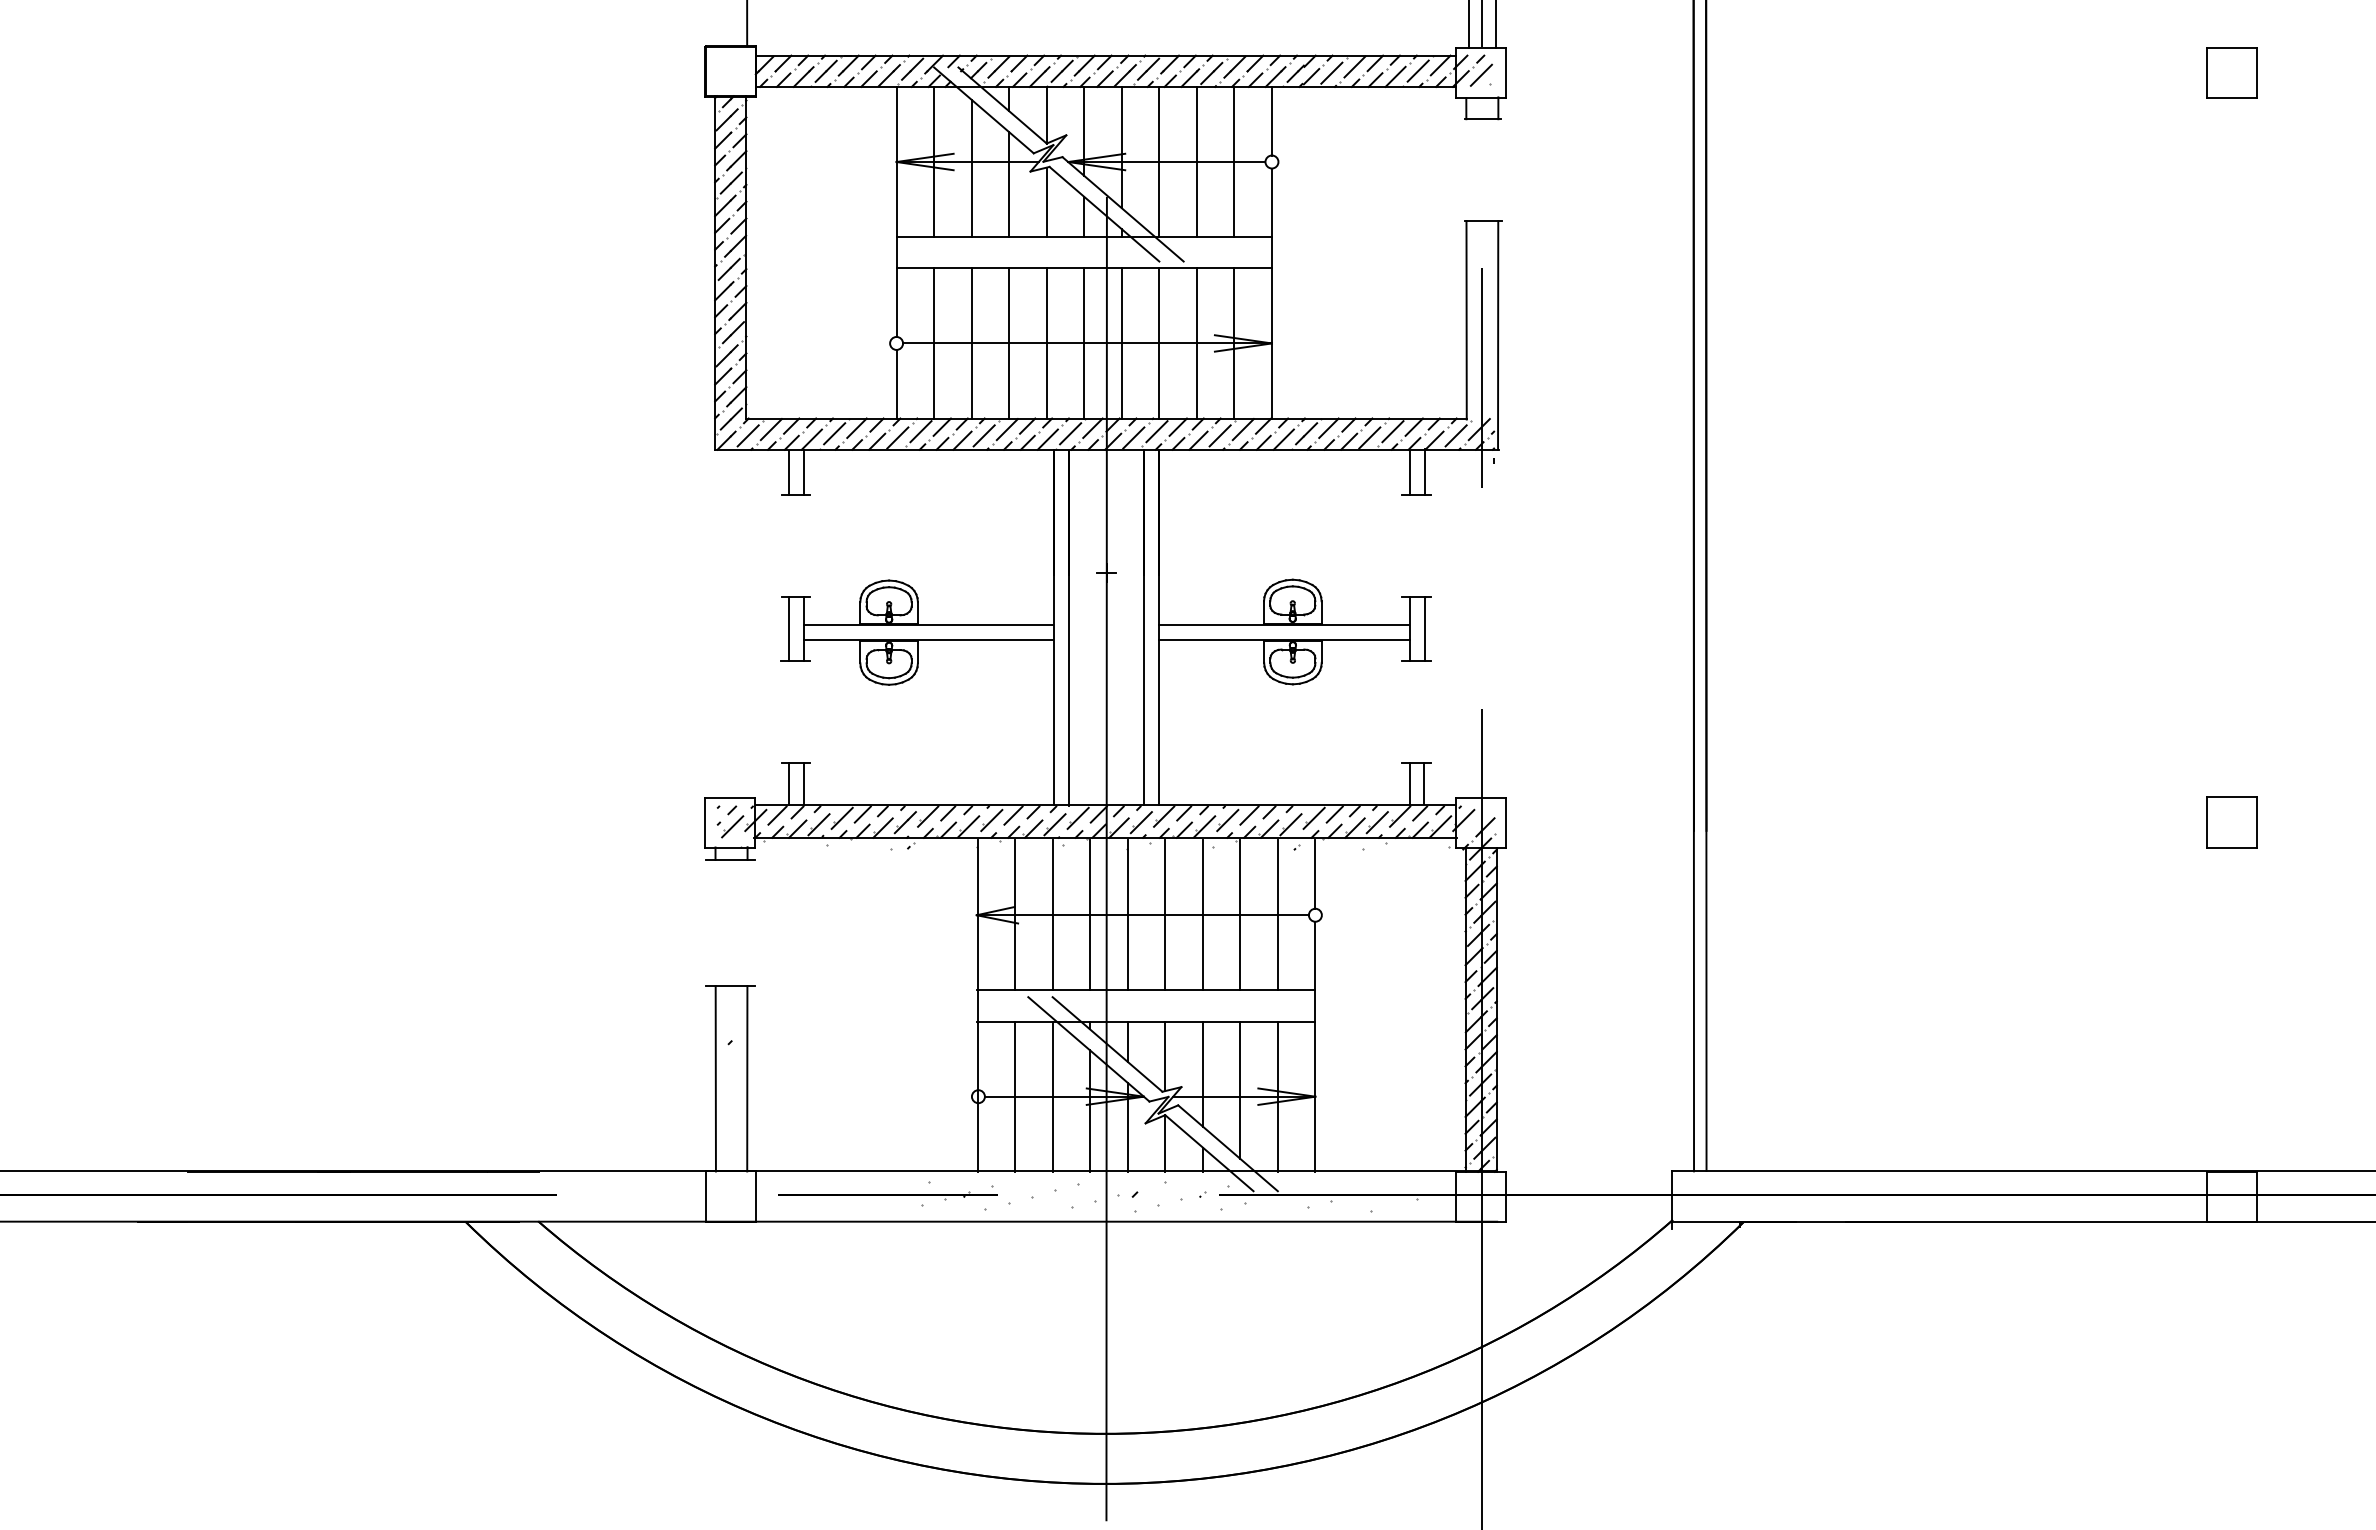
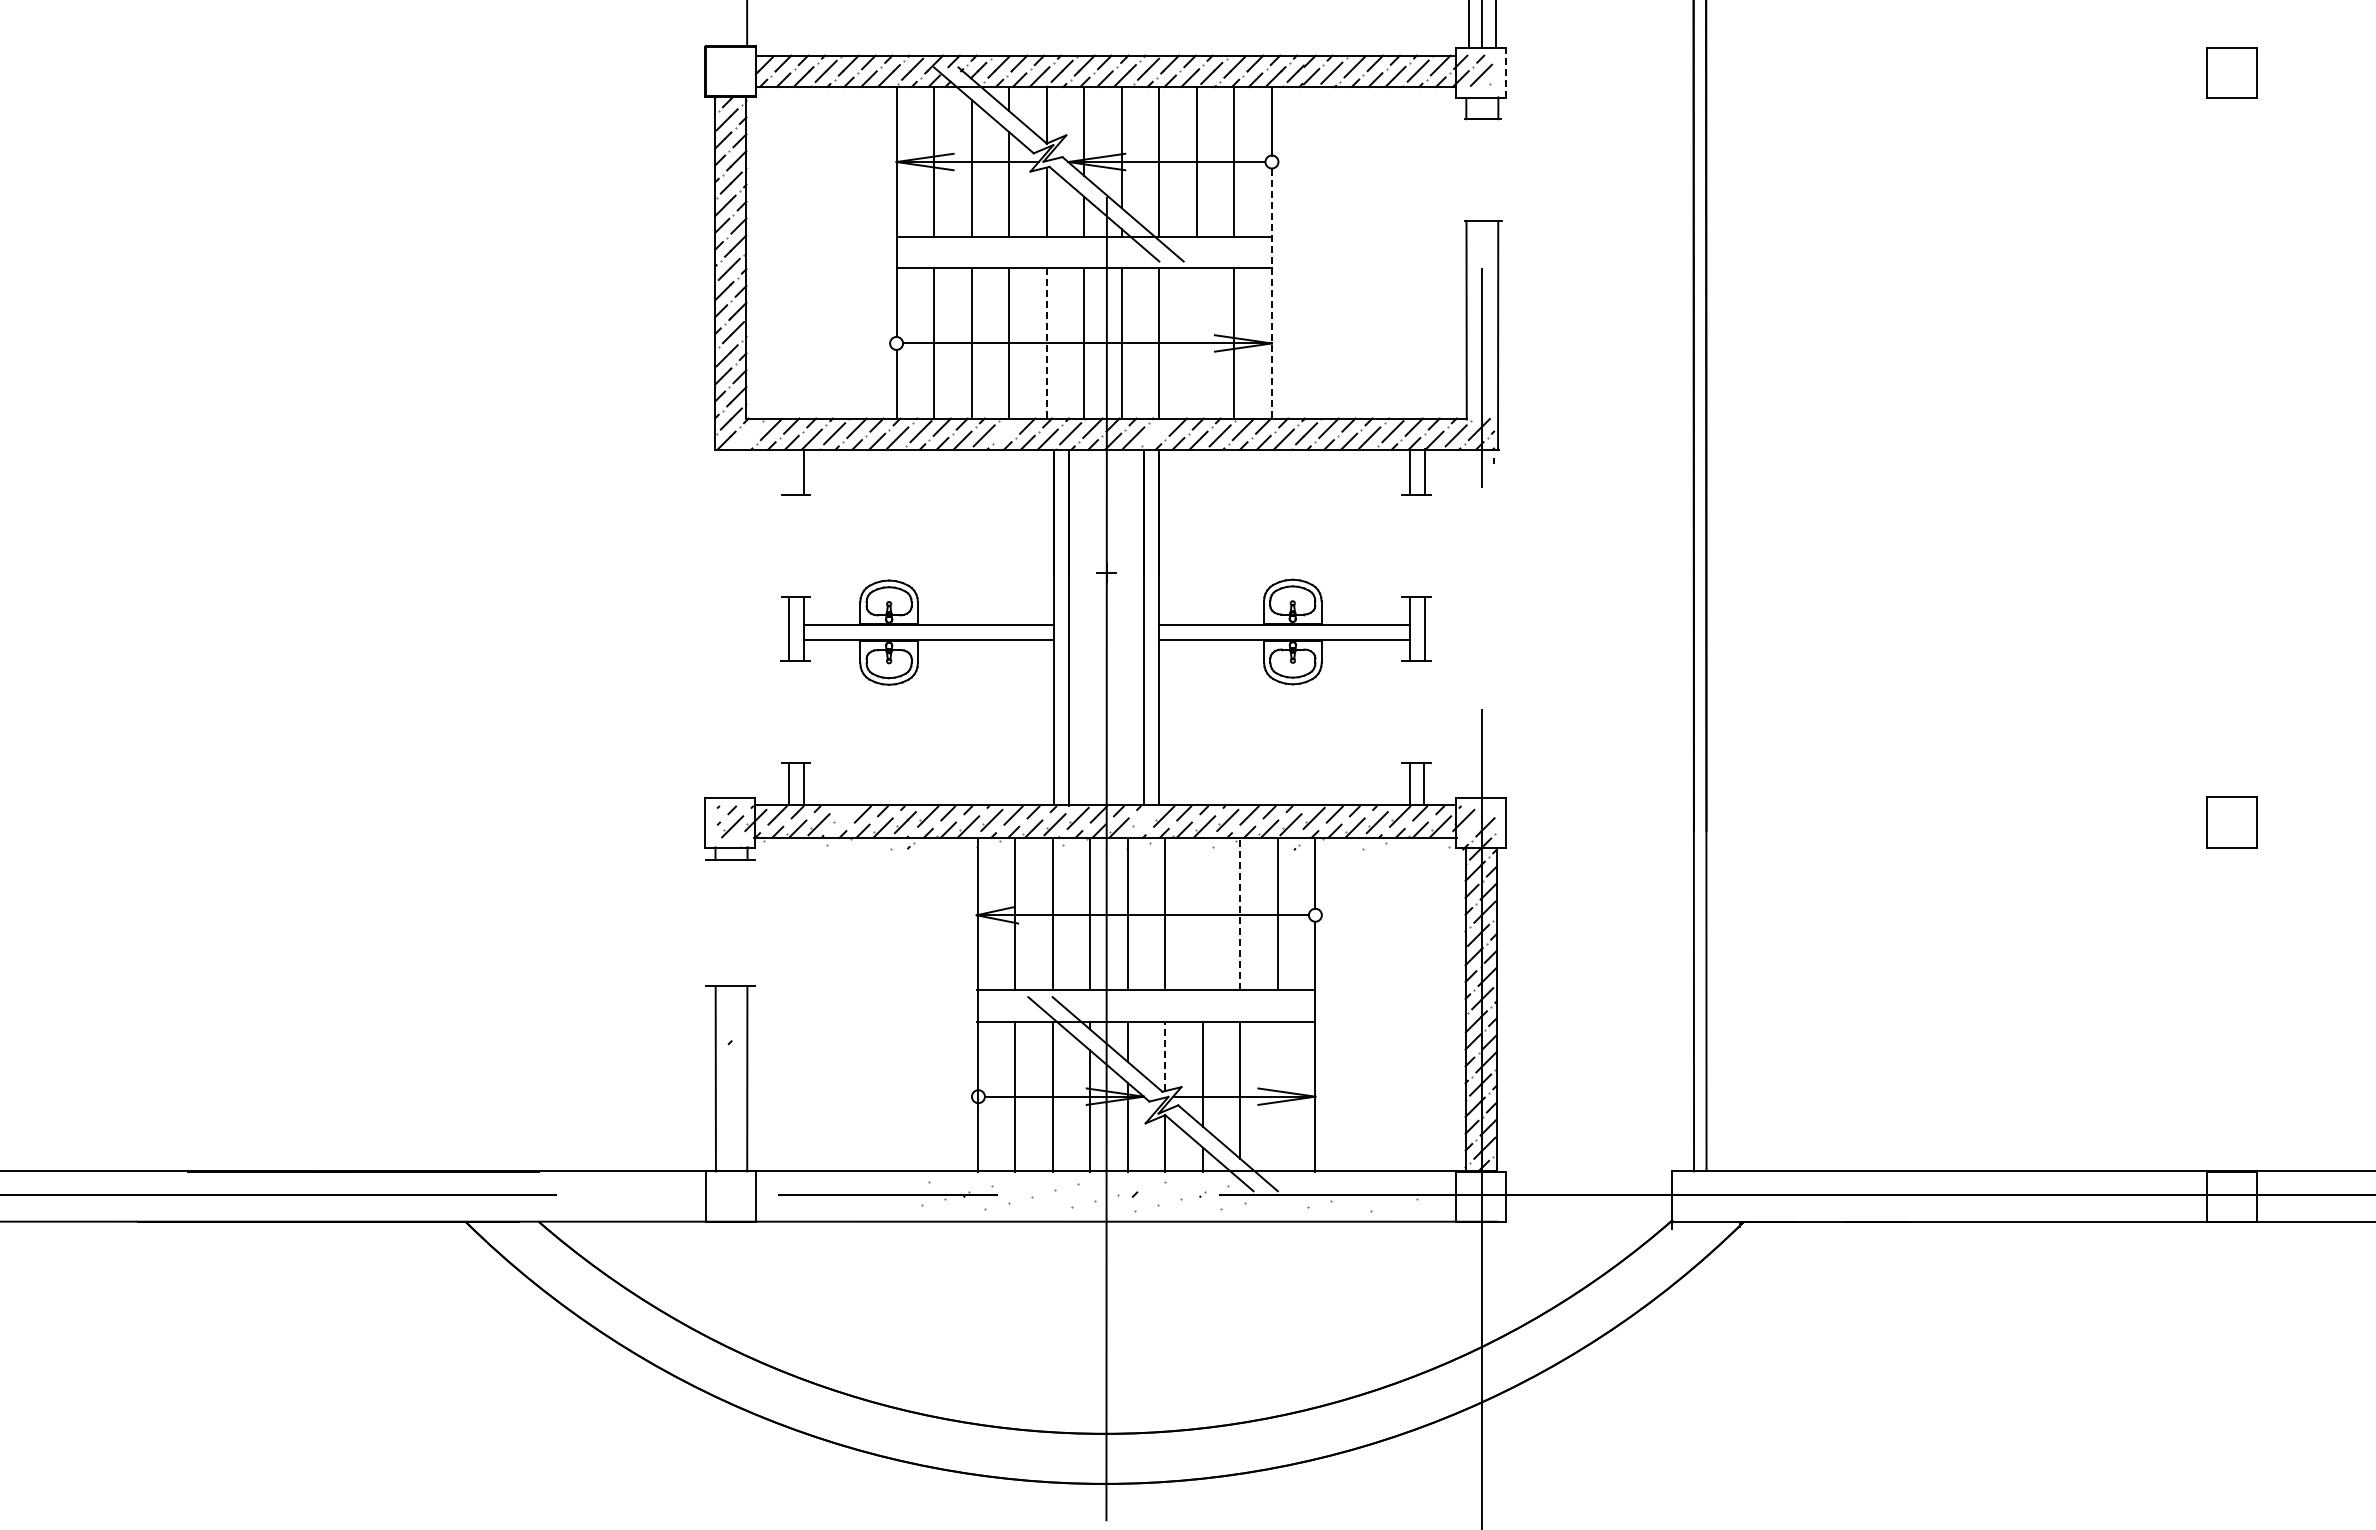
line: solid -> dashed (1506, 72)
line: solid -> dashed (1271, 294)
line: solid -> dashed (1046, 343)
line: present -> none (1196, 343)
line: present -> none (1006, 429)
line: present -> none (1156, 431)
line: present -> none (747, 435)
line: present -> none (788, 472)
line: present -> none (841, 817)
line: present -> none (1140, 822)
line: solid -> dashed (1240, 914)
line: present -> none (1202, 915)
line: solid -> dashed (1165, 1056)
line: present -> none (1277, 1096)
